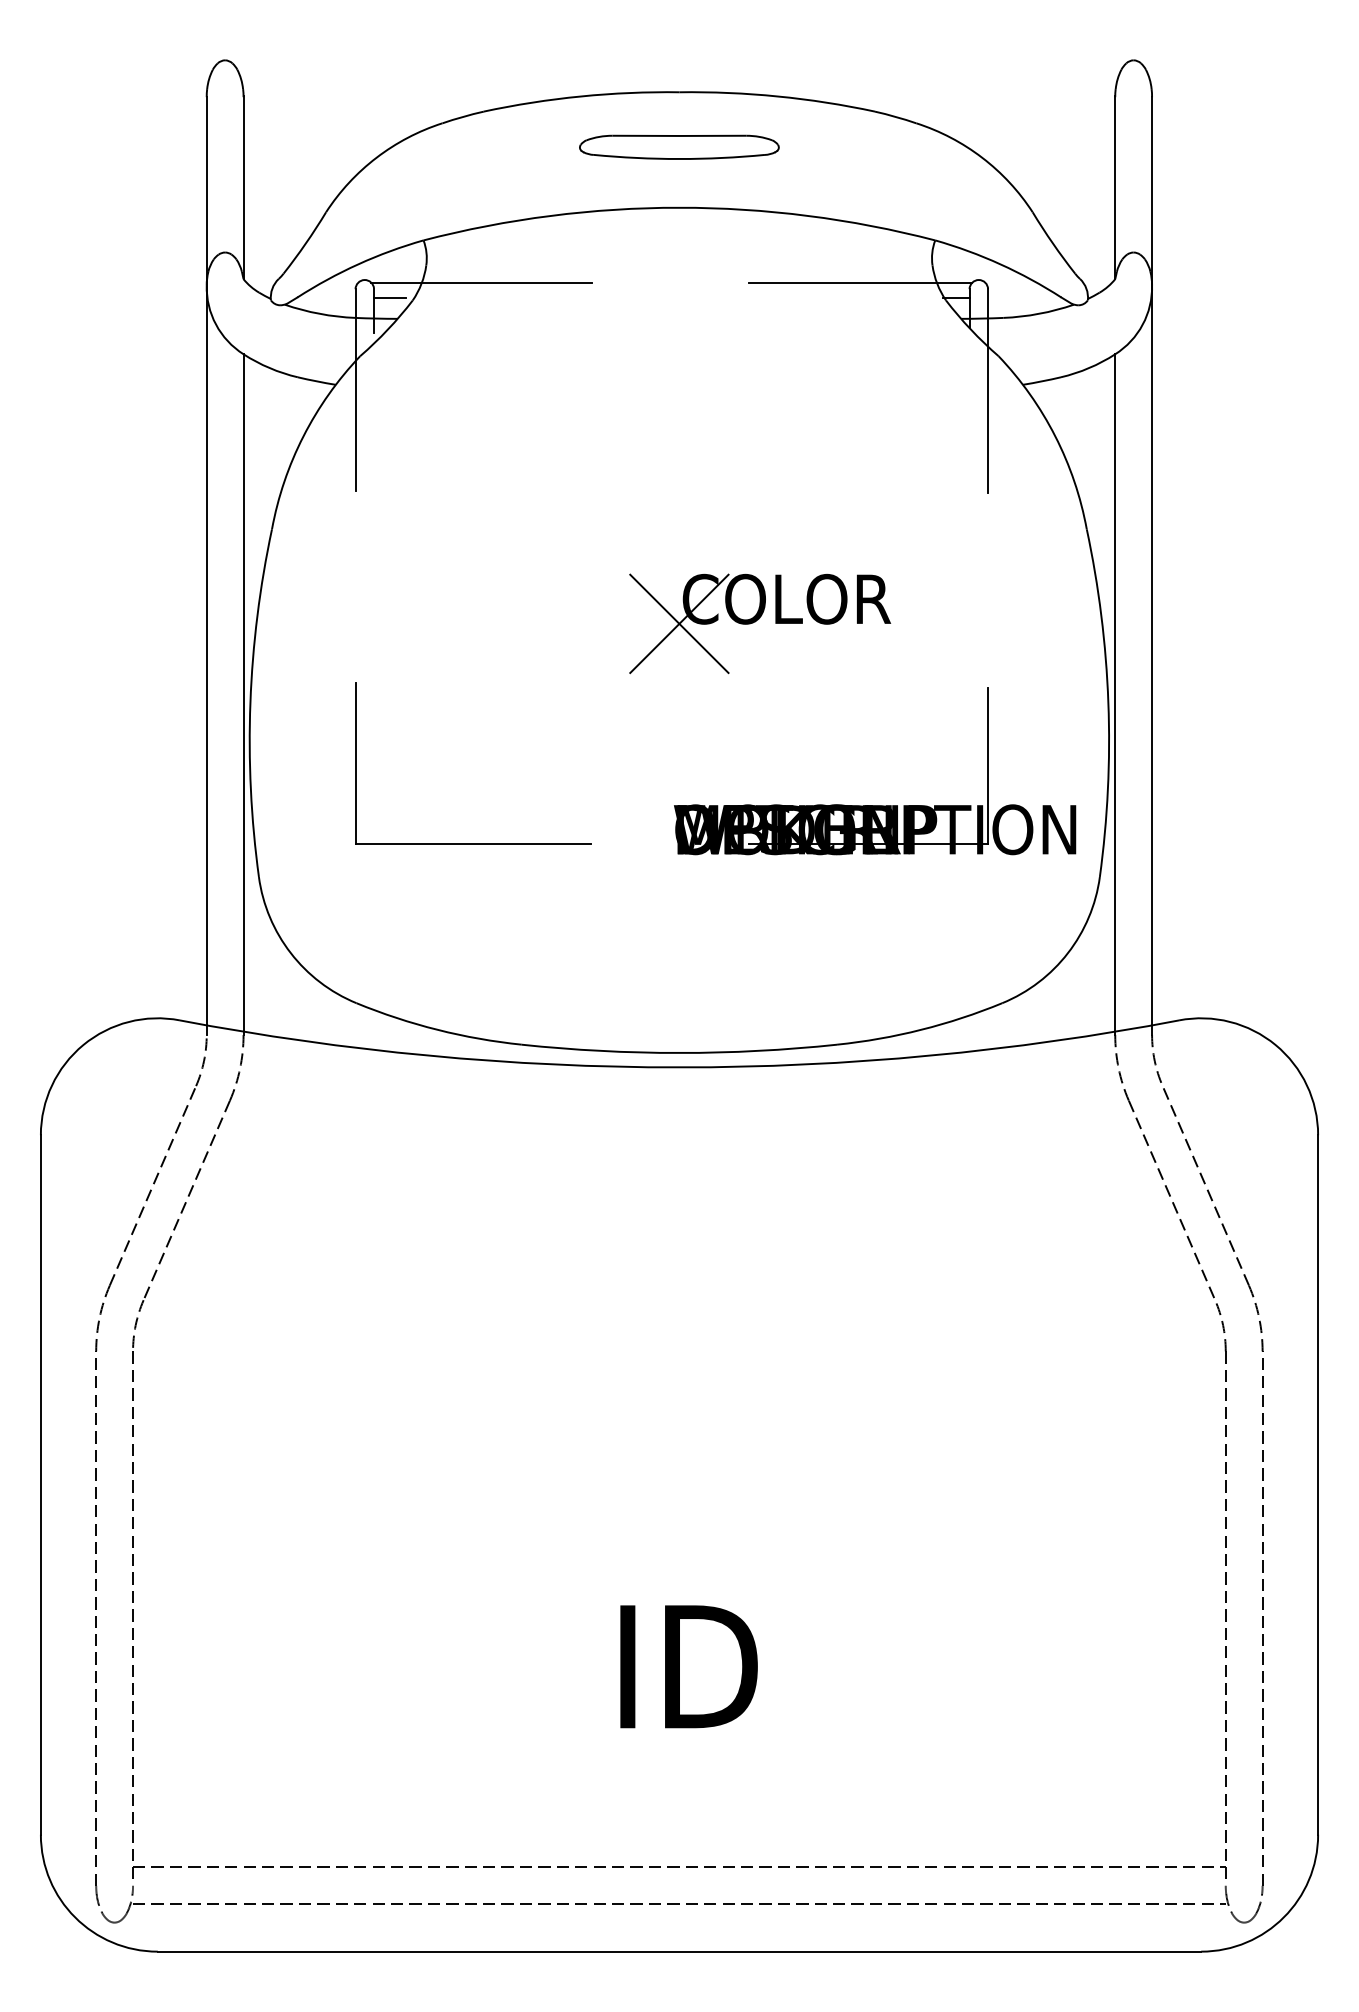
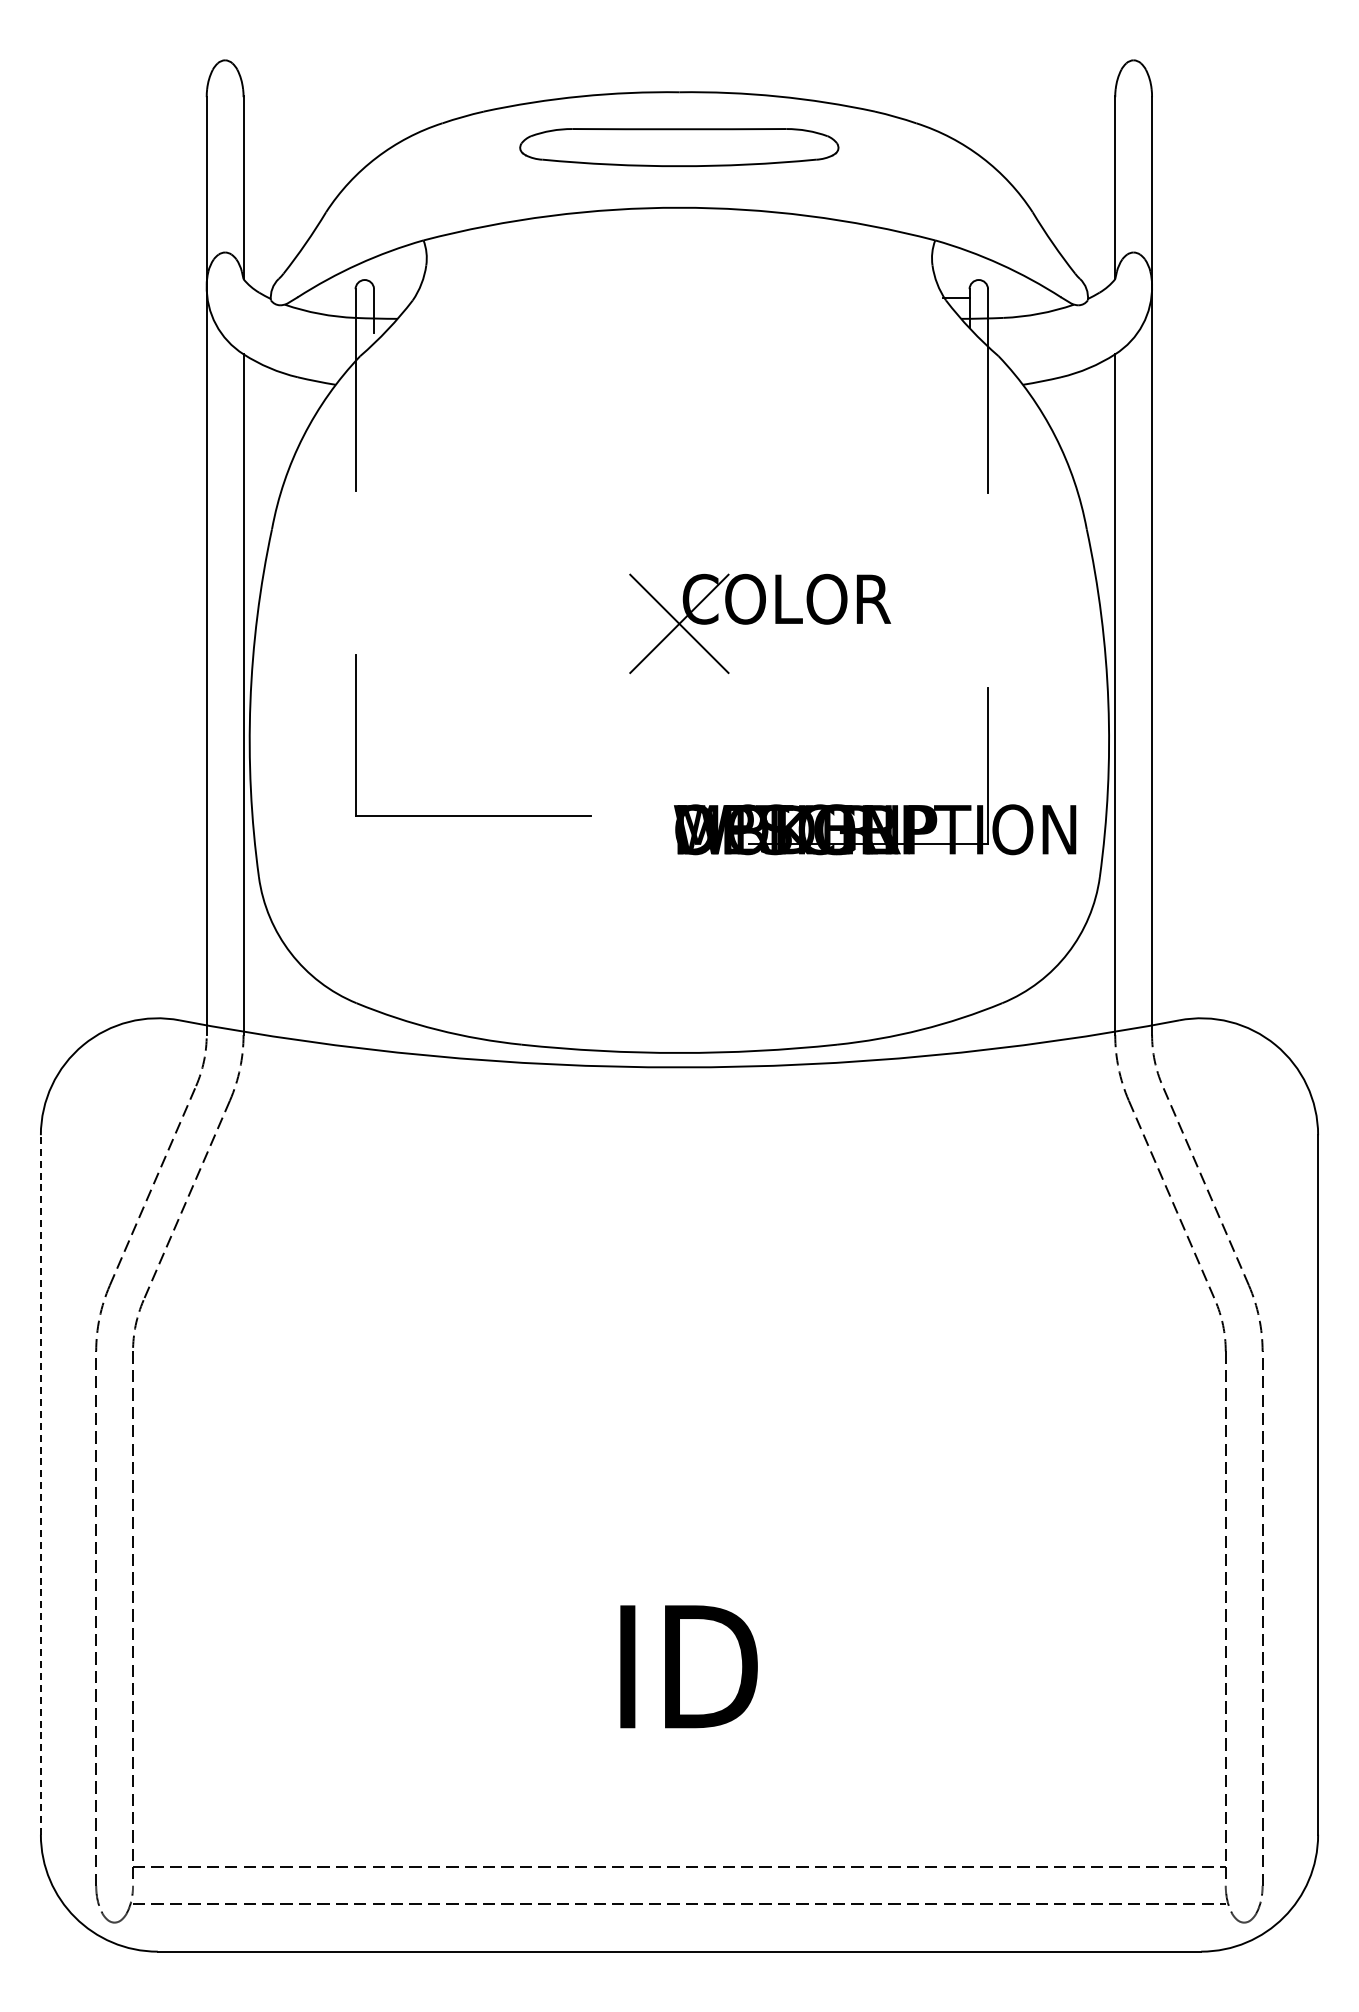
part size: 201x26 px -> 321x39 px (679, 147)
line: present -> none (481, 282)
line: present -> none (860, 282)
line: present -> none (389, 298)
part position: (473, 843) -> (473, 815) (473, 815)
line: solid -> dashed (40, 1484)
